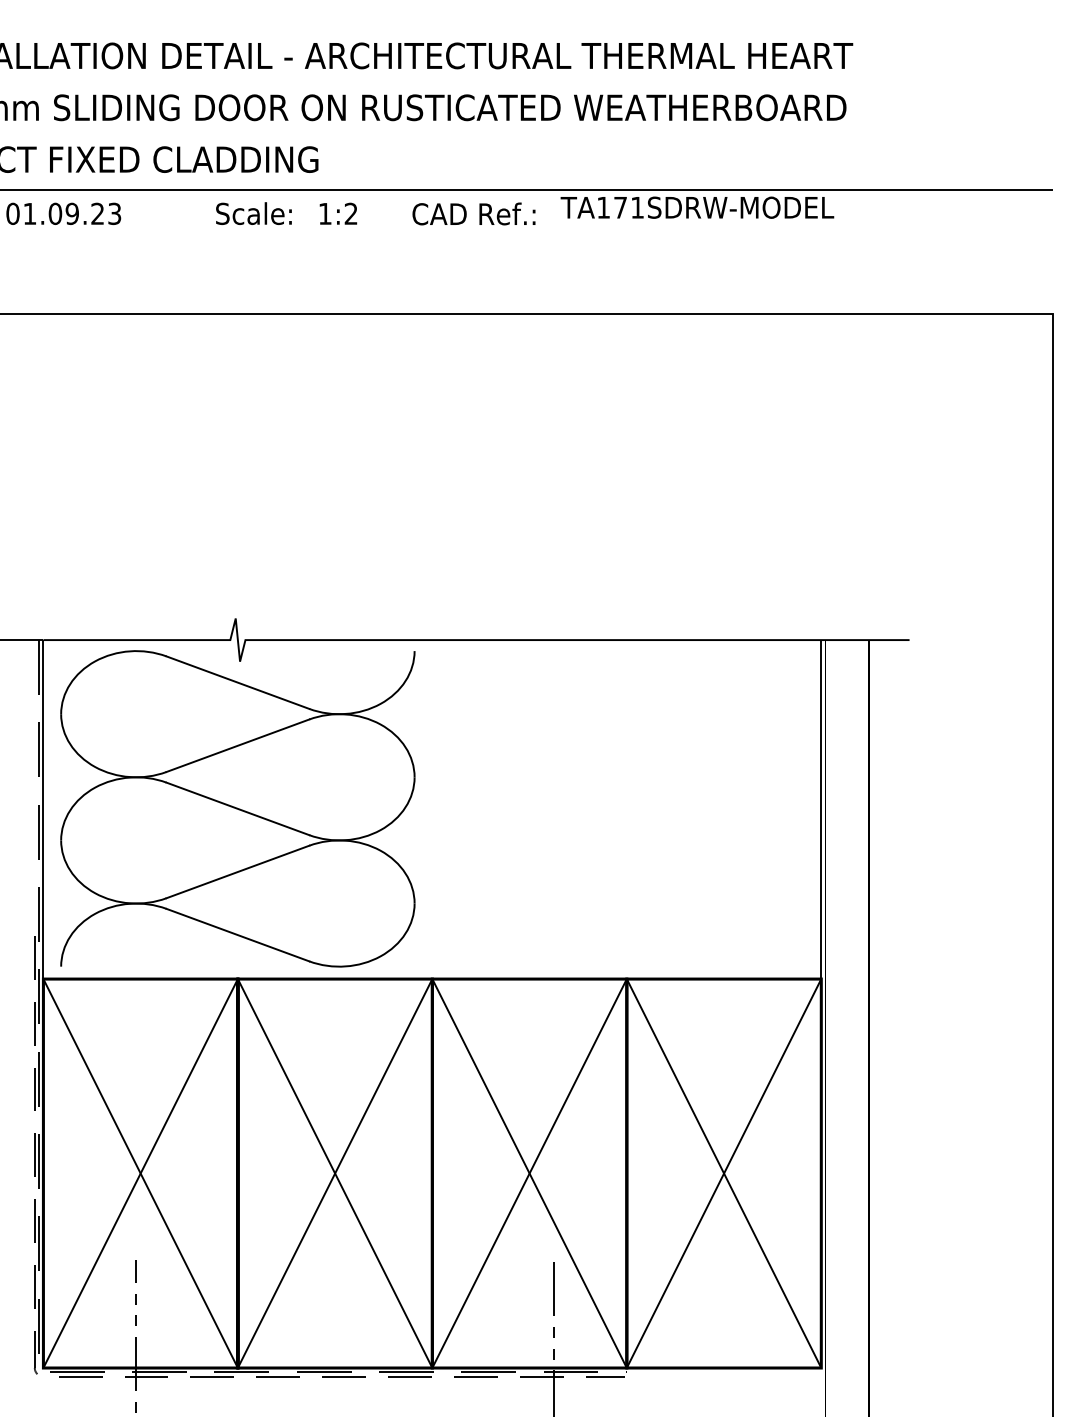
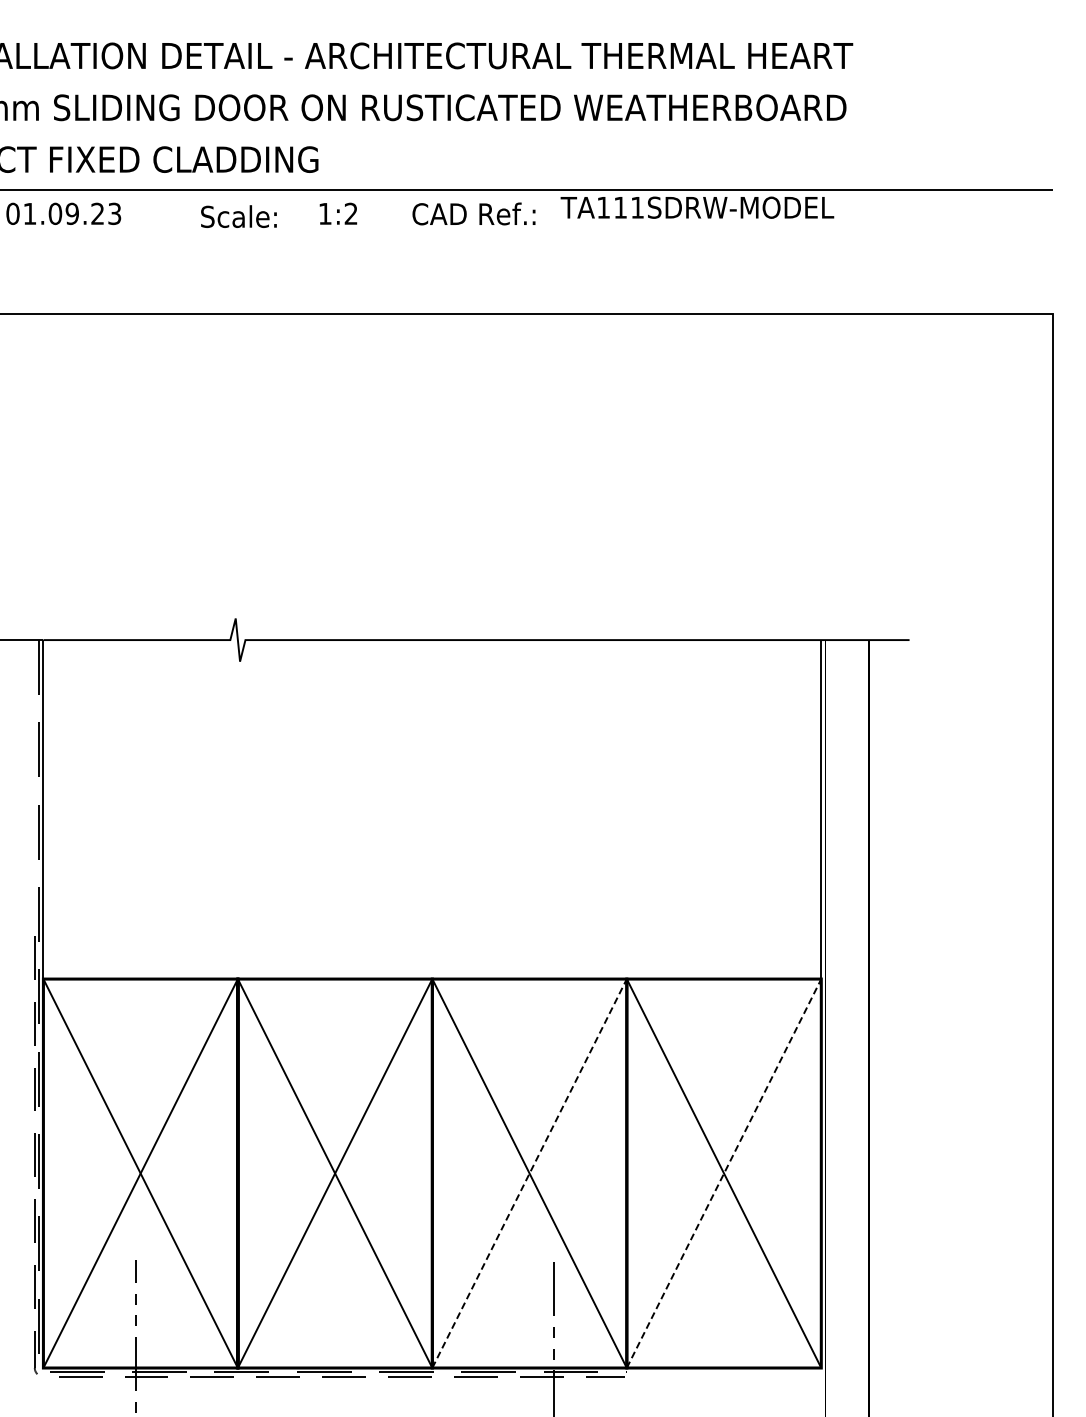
text: TA171SDRW-MODEL -> TA111SDRW-MODEL (620, 207)
text position: (253, 213) -> (238, 216) (238, 216)
part: present -> none (237, 808)
line: solid -> dashed (529, 1173)
line: solid -> dashed (724, 1173)
